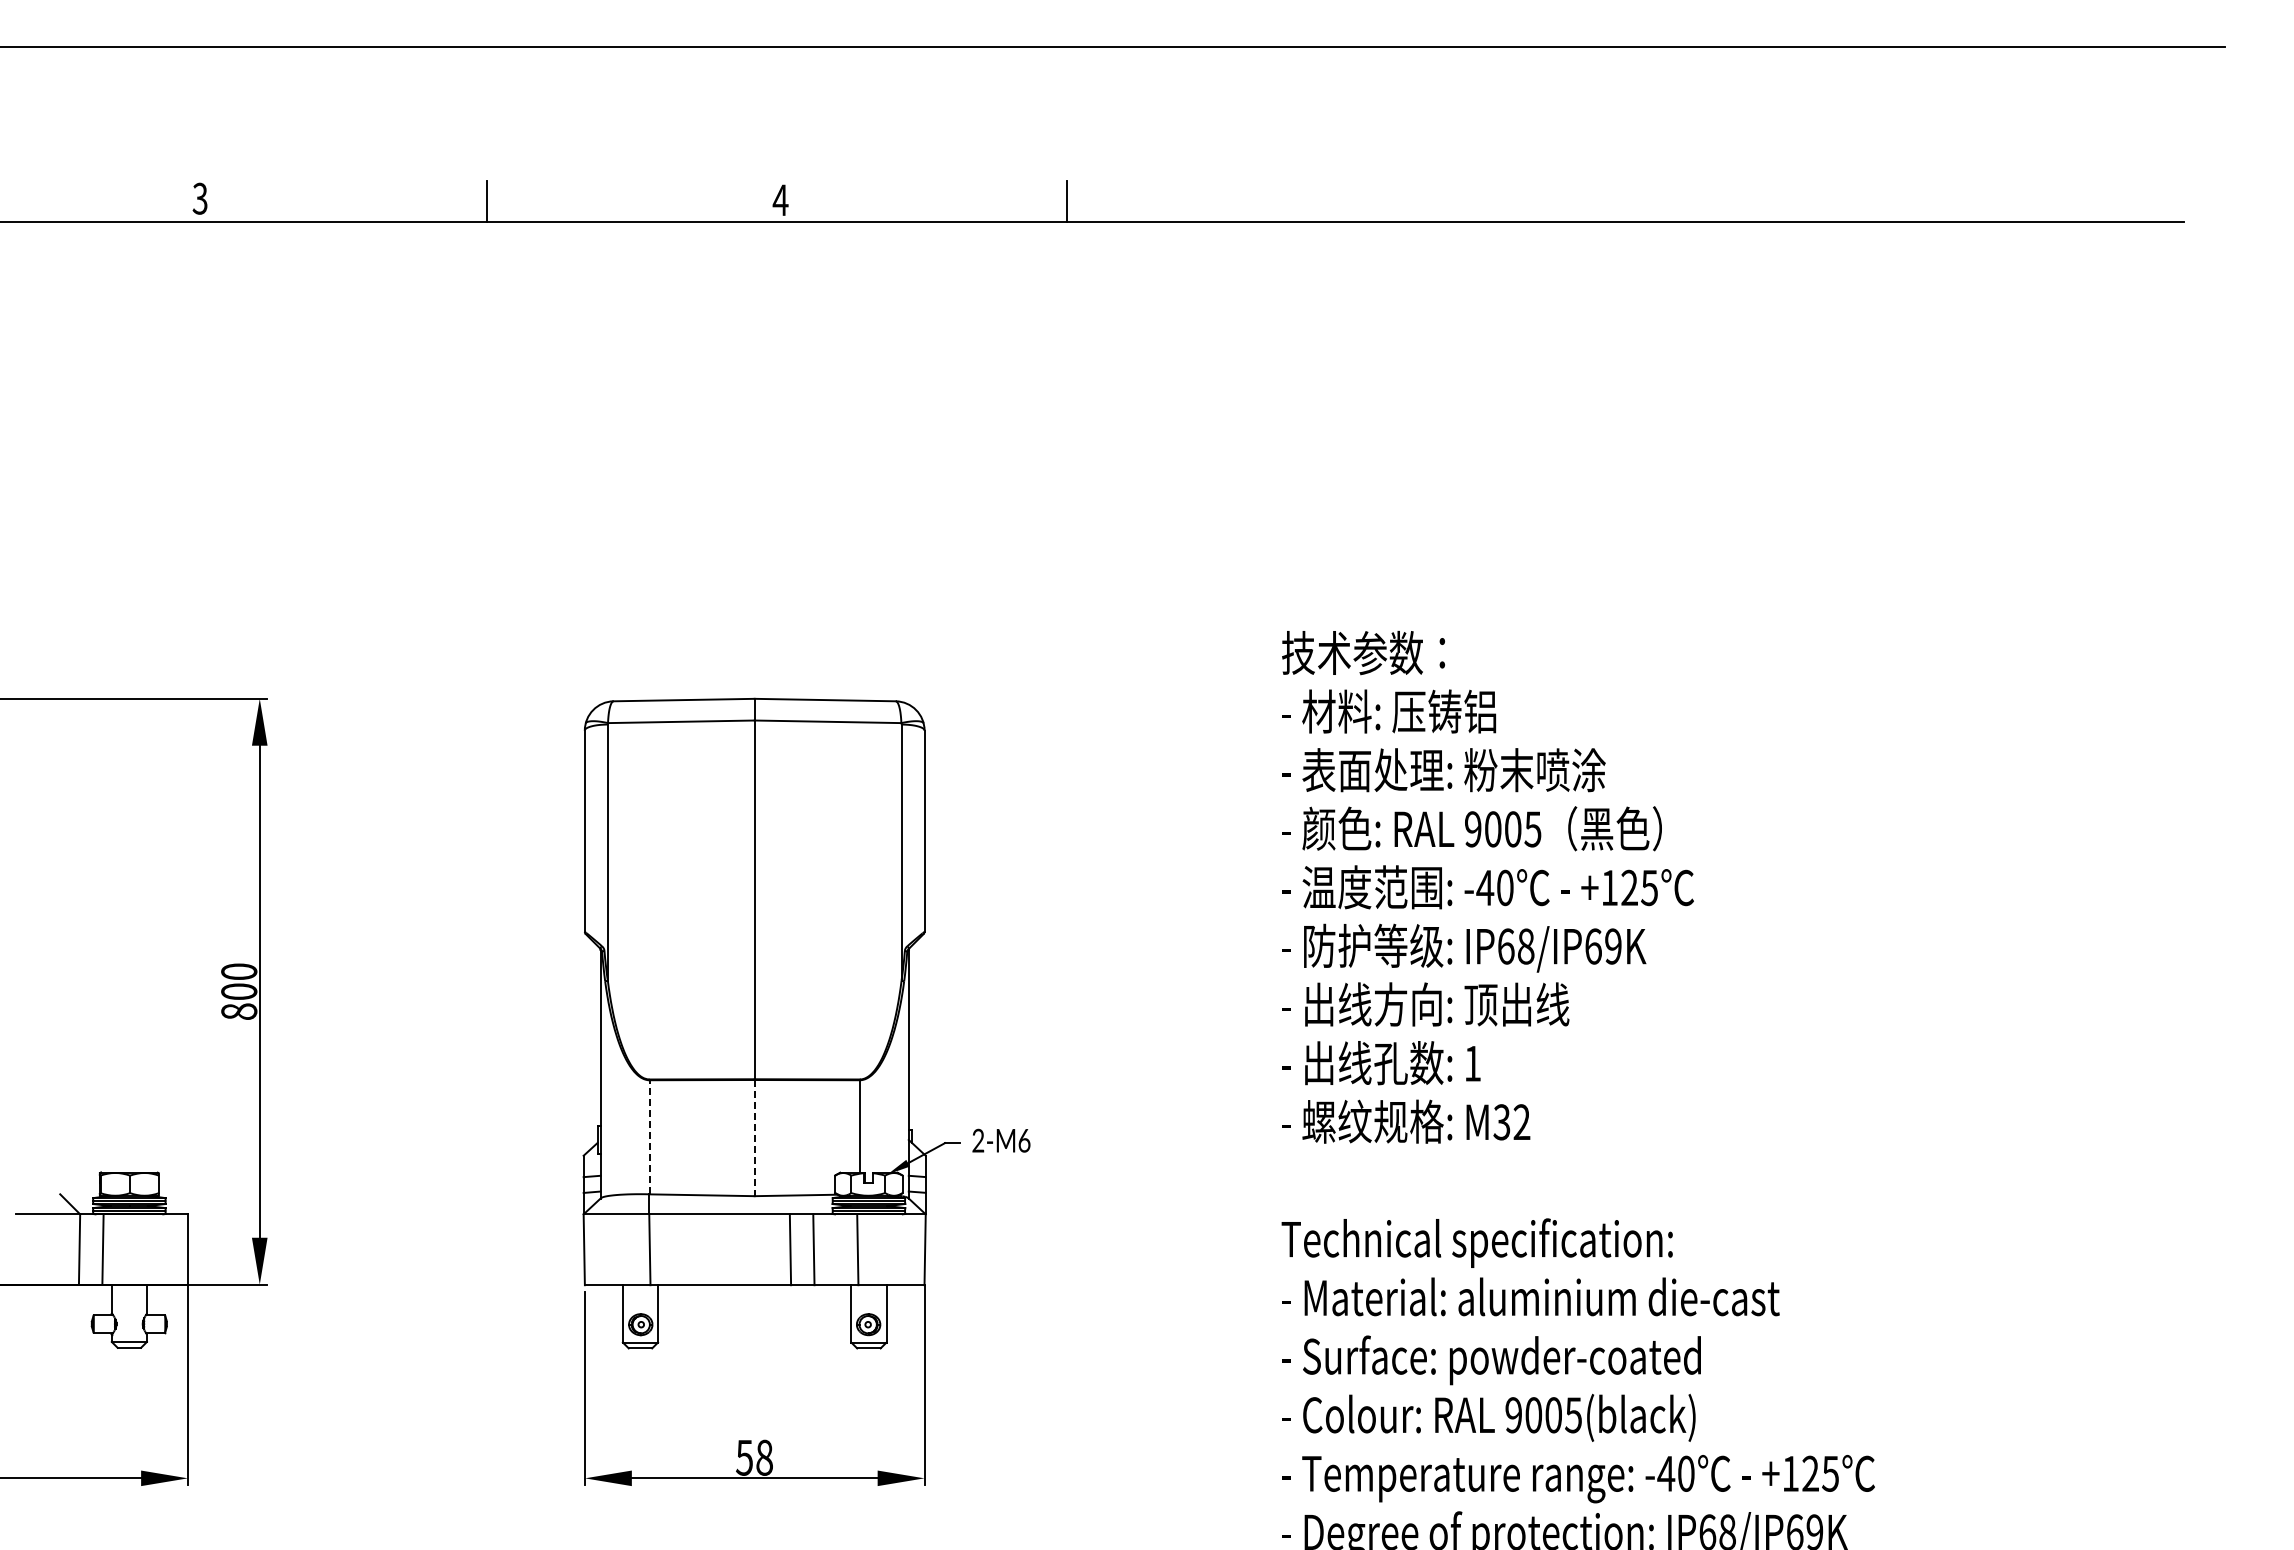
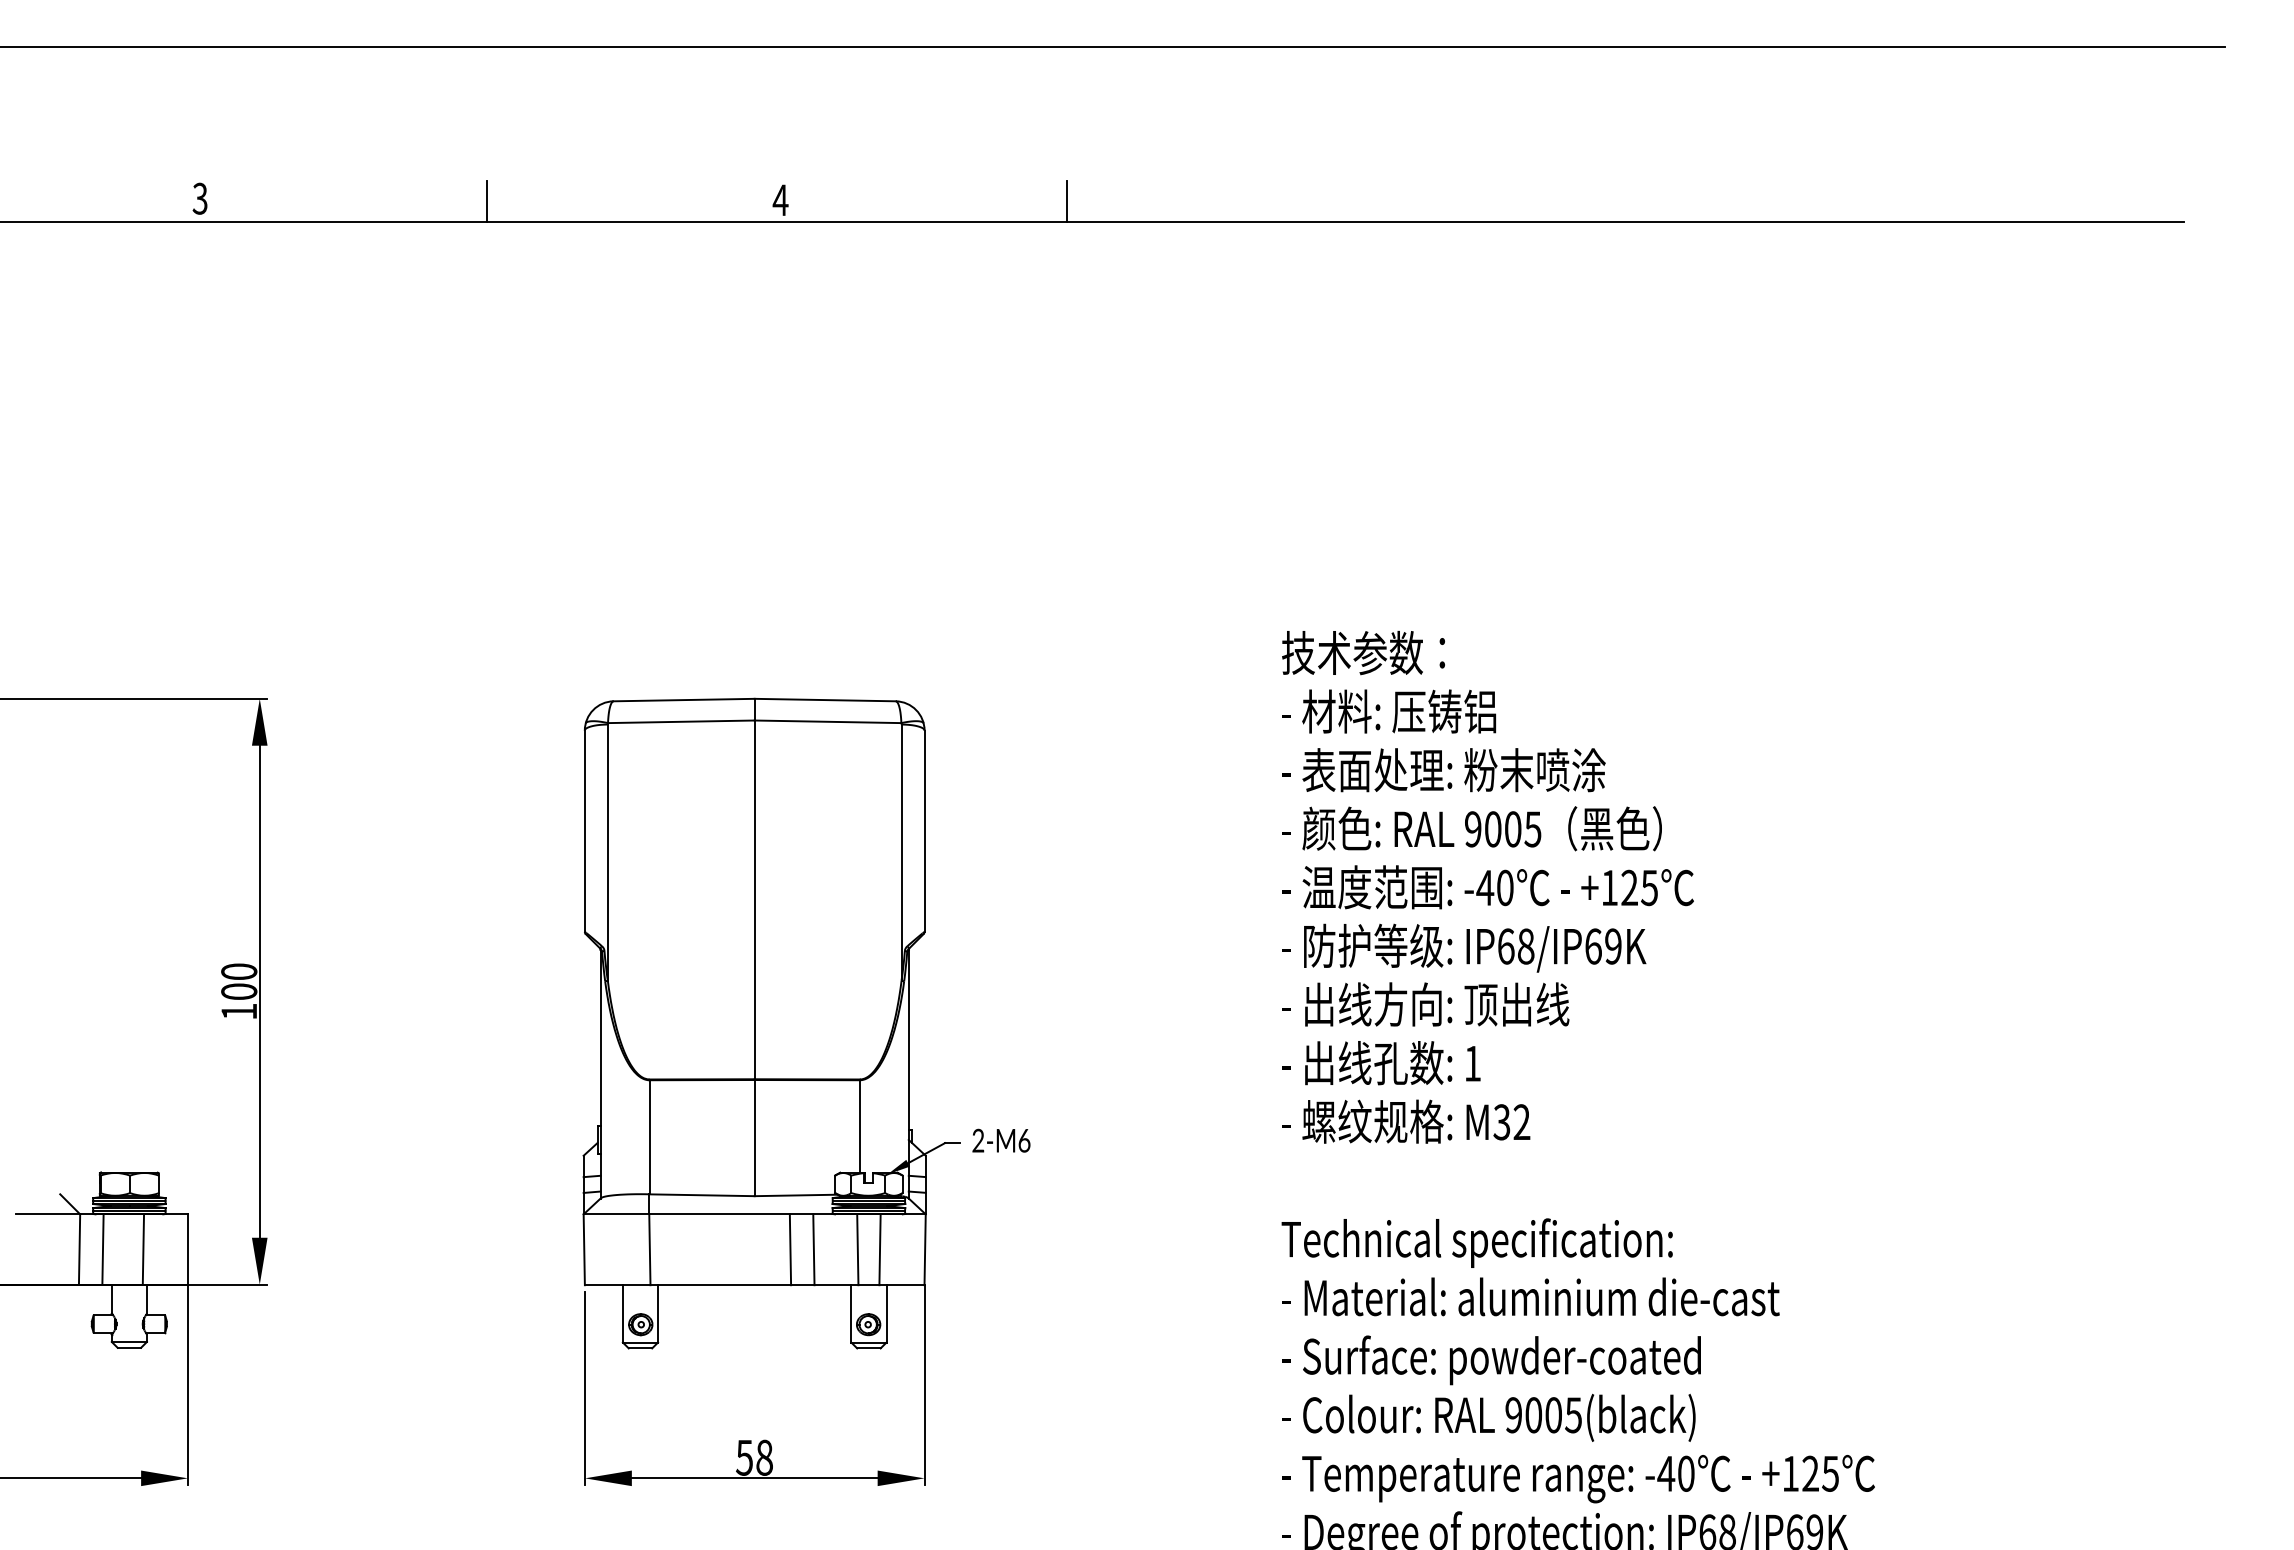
text: 800 -> 100 (239, 1011)
line: dashed -> solid (649, 1136)
line: dashed -> solid (754, 1138)
line: none -> present (143, 1249)
line: none -> present (879, 1249)
